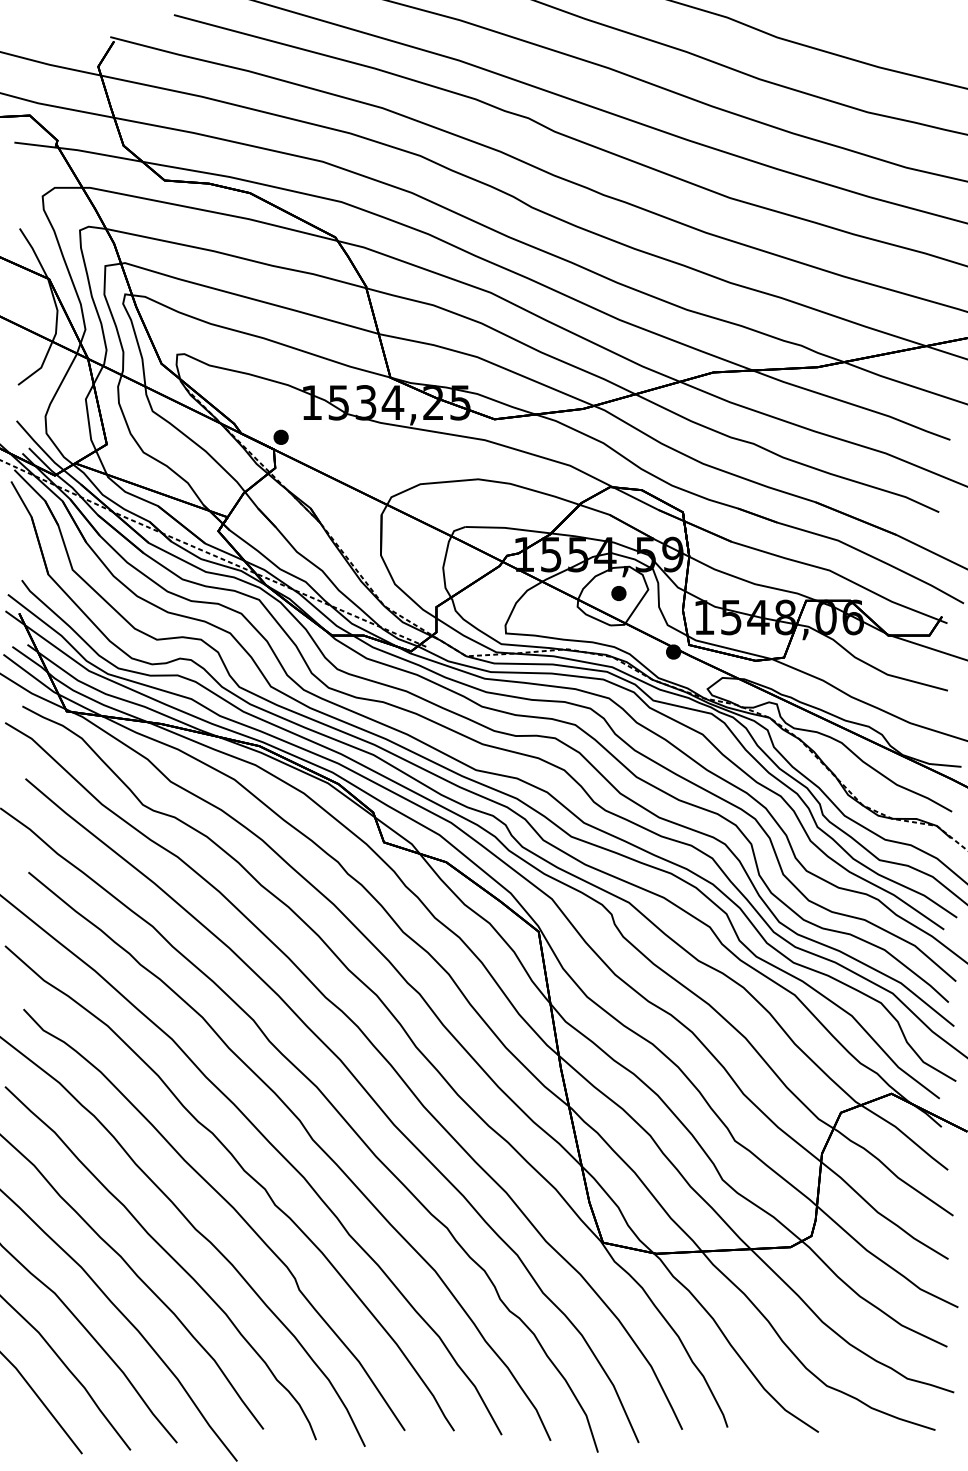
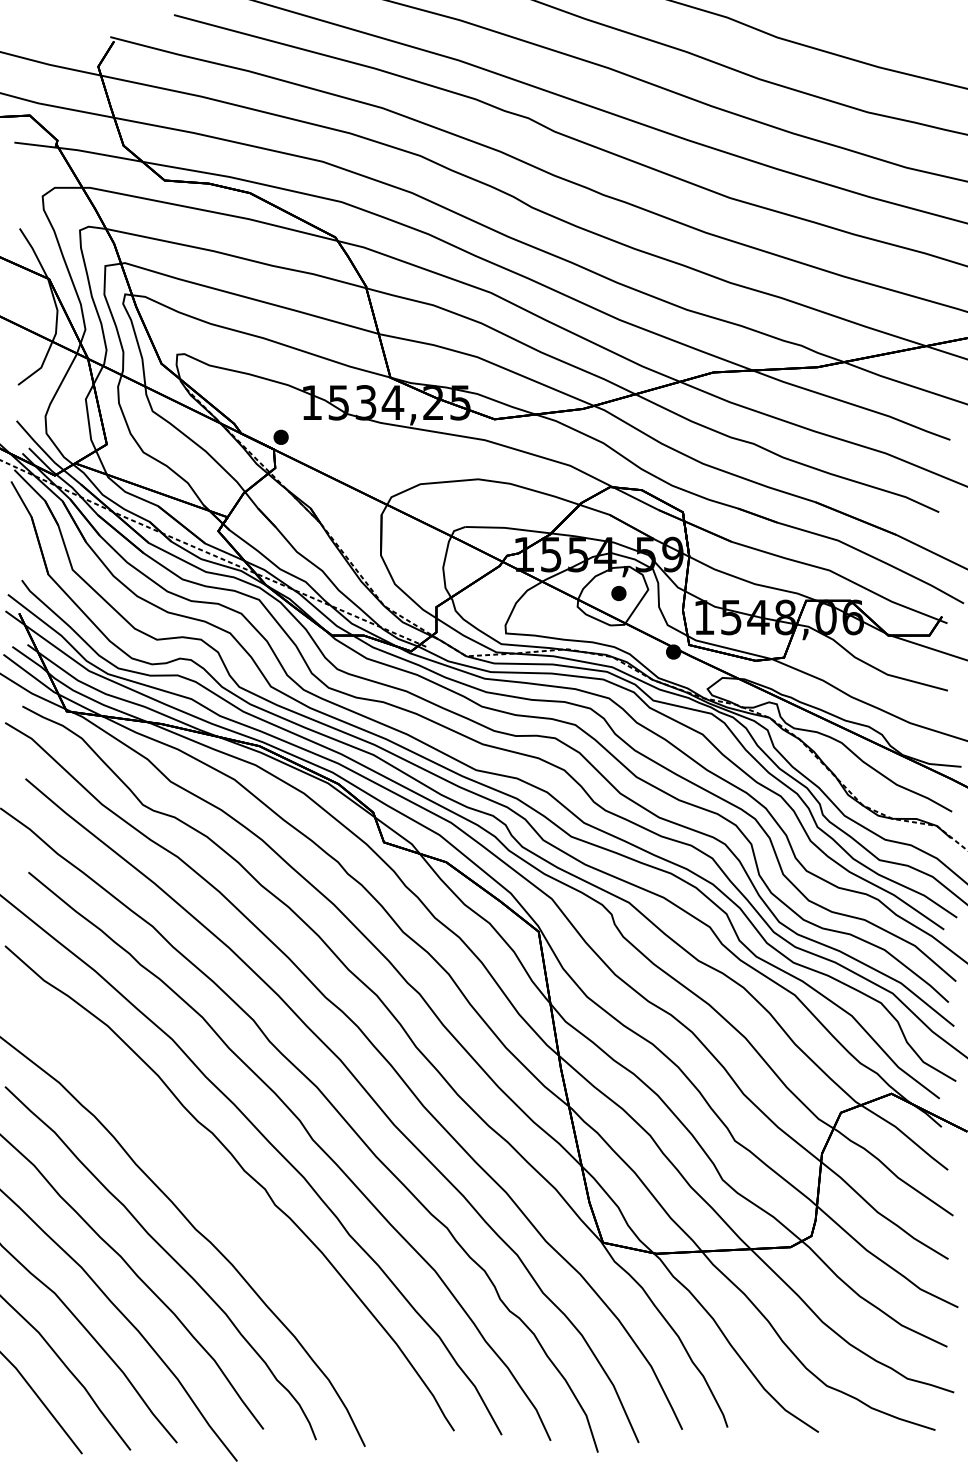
curve: present -> none (228, 1204)
